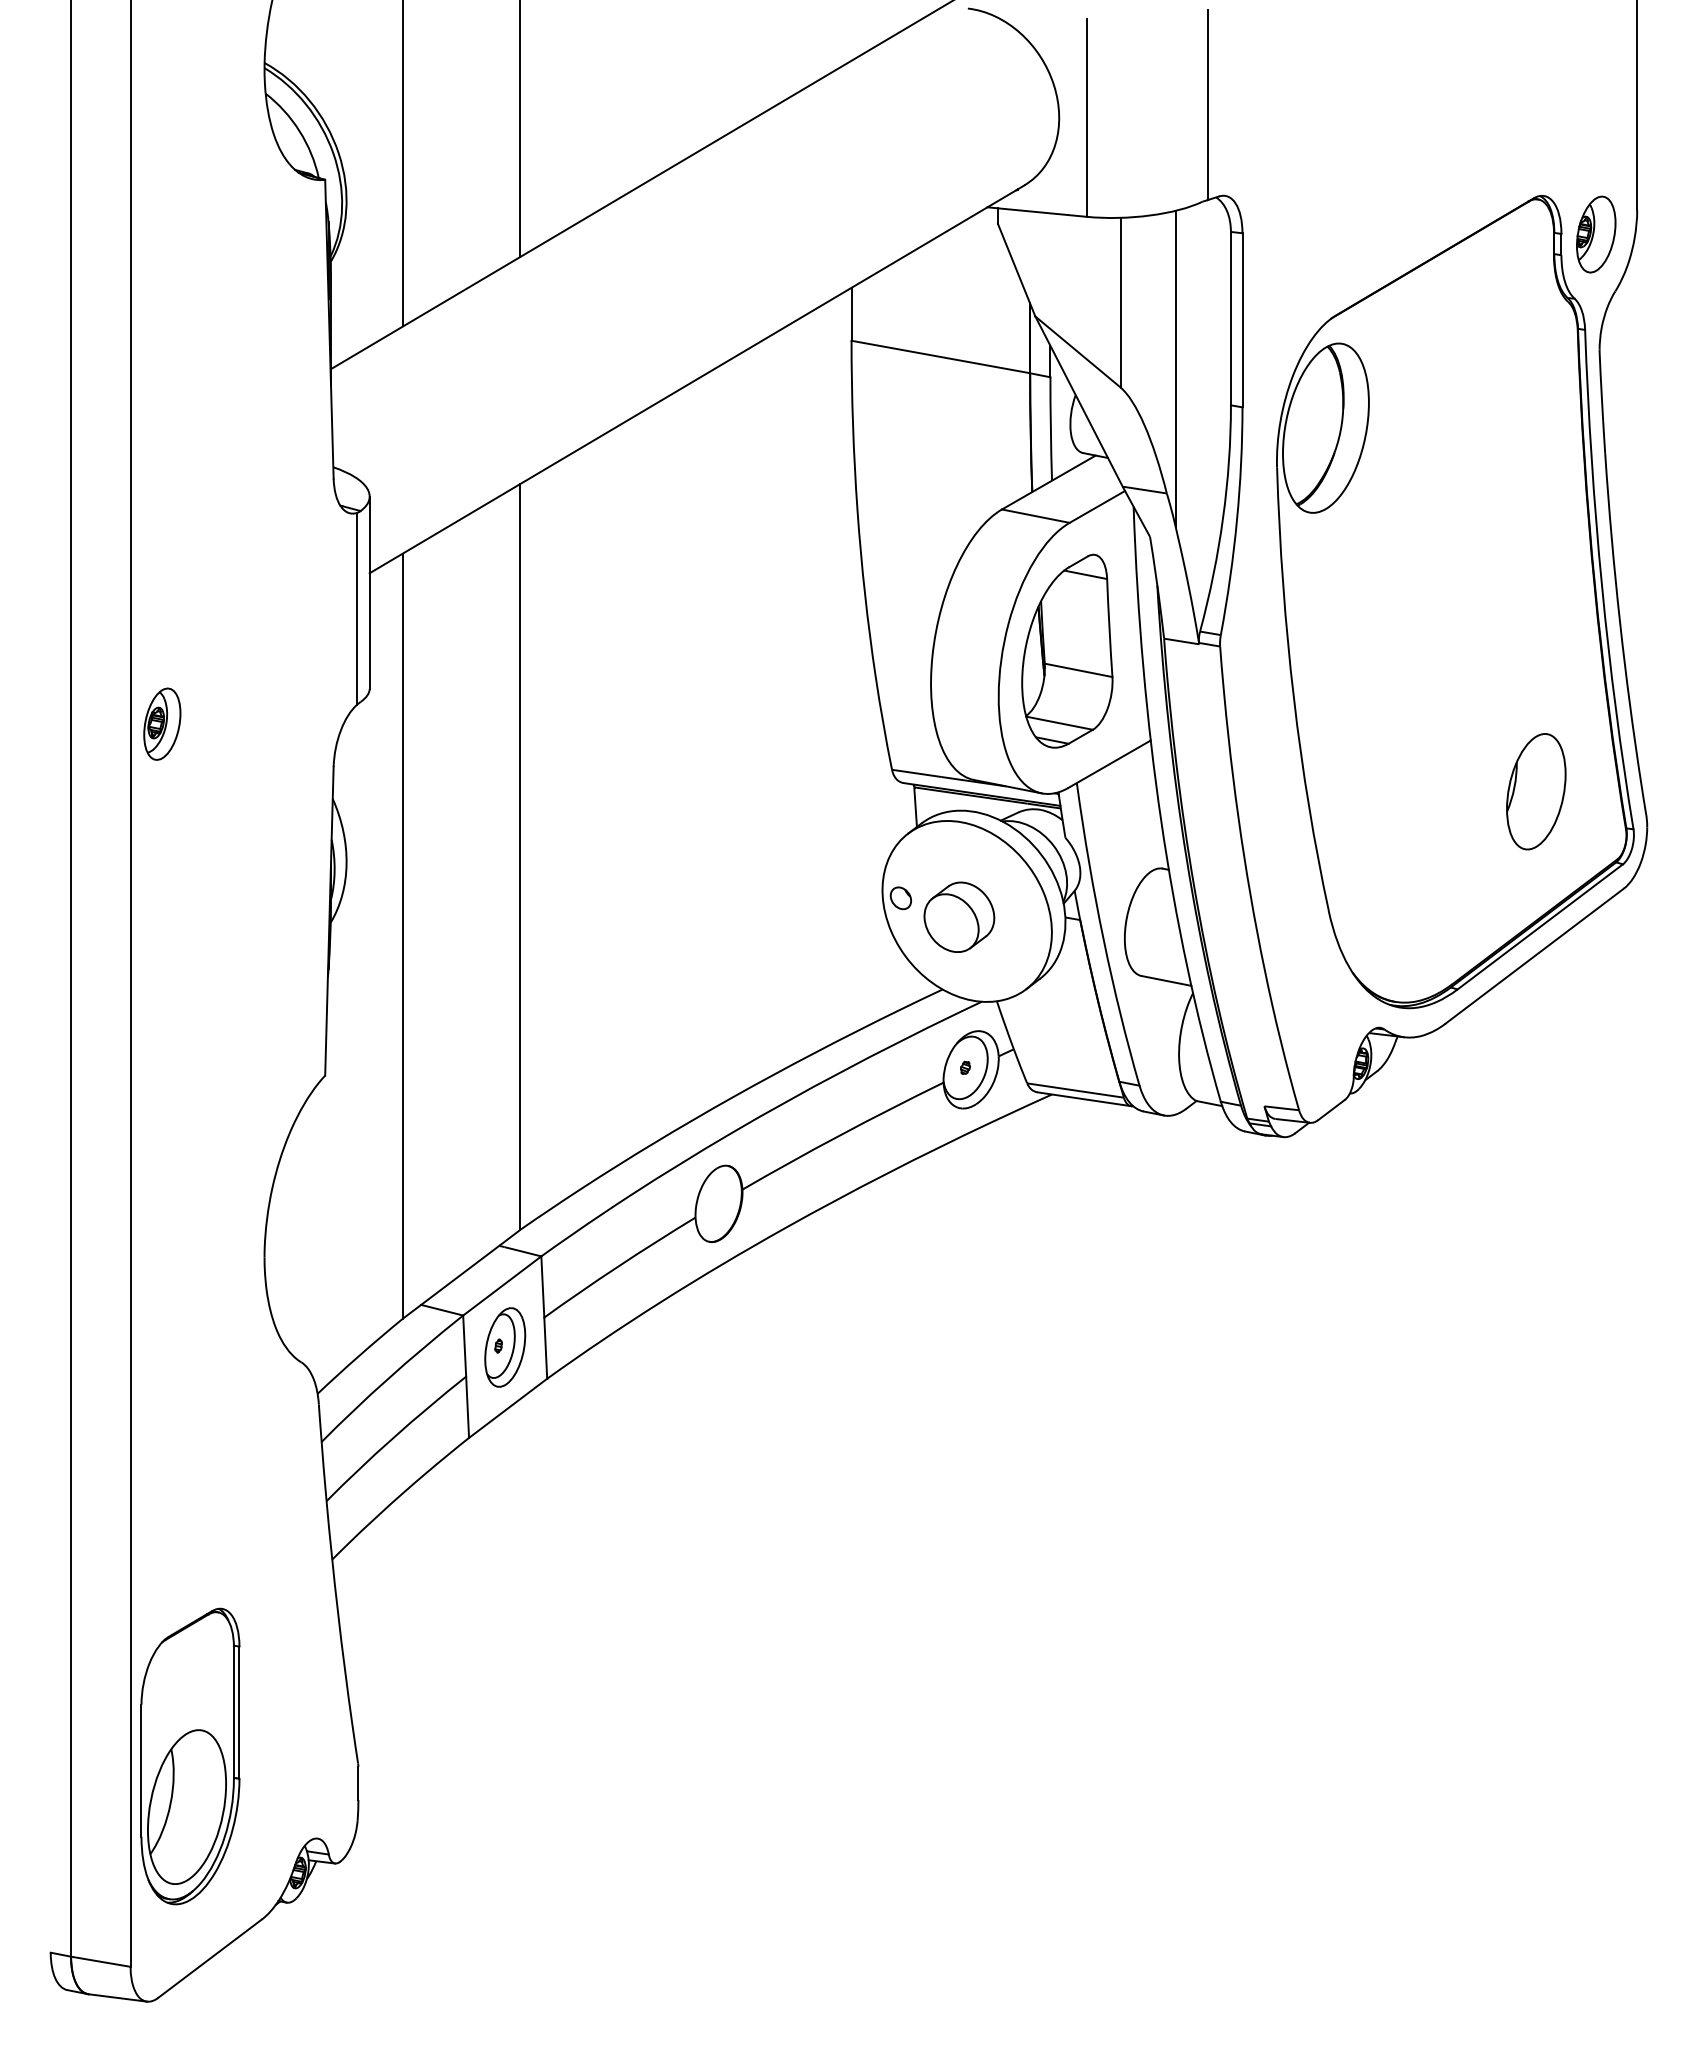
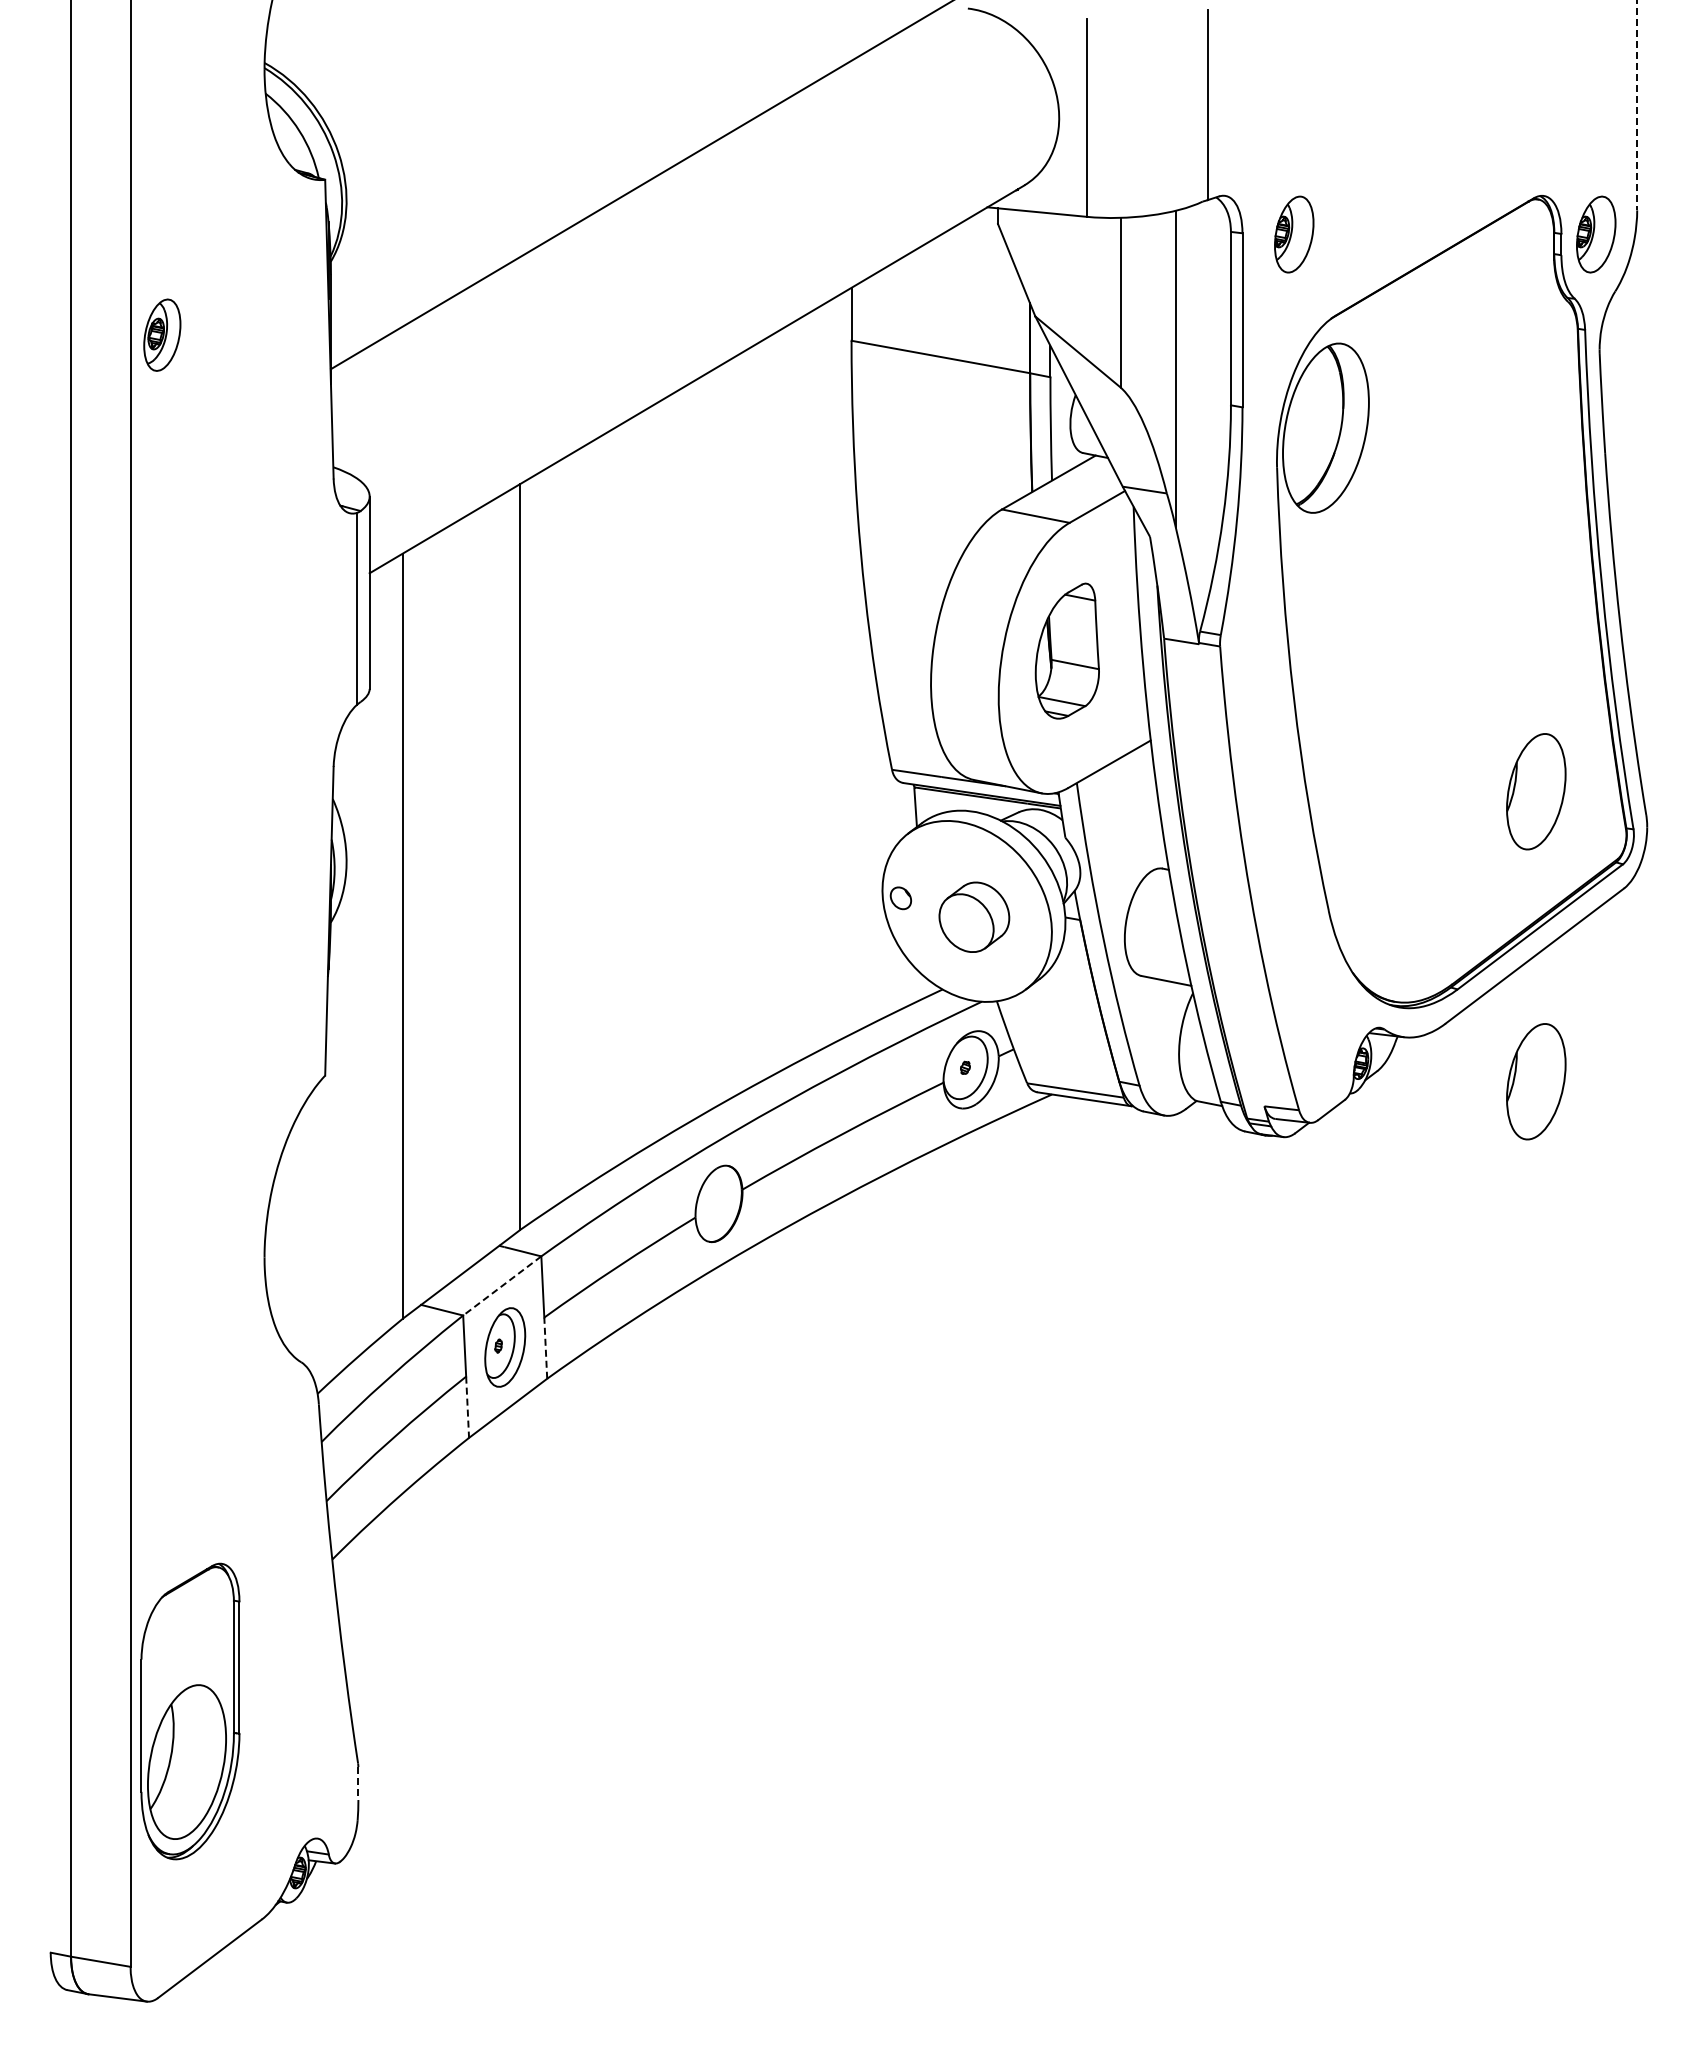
line: solid -> dashed (1637, 105)
line: present -> none (519, 129)
line: present -> none (402, 164)
part: none -> present (1294, 234)
part size: 93x196 px -> 66x138 px (1066, 650)
part position: (162, 723) -> (162, 334) (162, 334)
part position: (959, 916) -> (974, 916) (974, 916)
part: none -> present (1536, 1081)
line: solid -> dashed (501, 1286)
line: solid -> dashed (545, 1348)
line: solid -> dashed (467, 1407)
part position: (190, 1756) -> (190, 1711) (190, 1711)
line: solid -> dashed (358, 1784)
